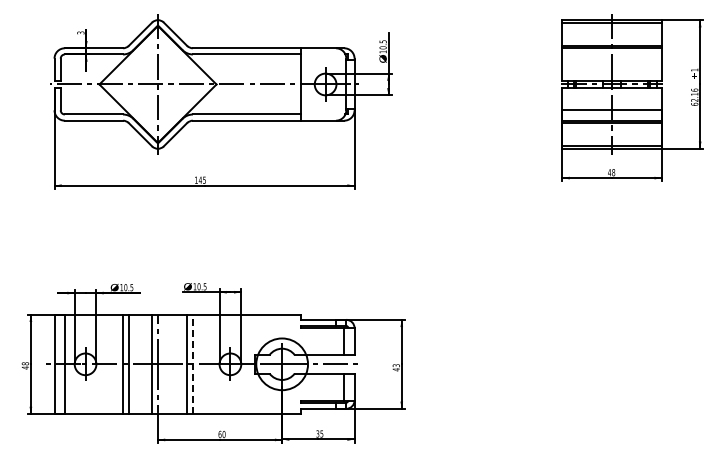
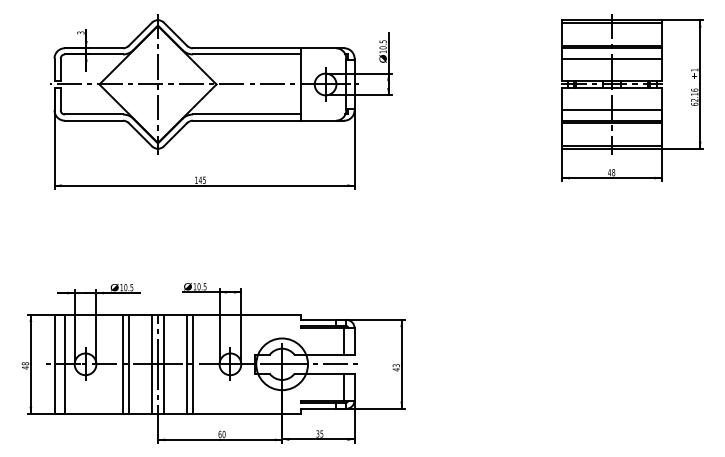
line: none -> present (611, 58)
line: none -> present (163, 364)
line: dashed -> solid (192, 364)
